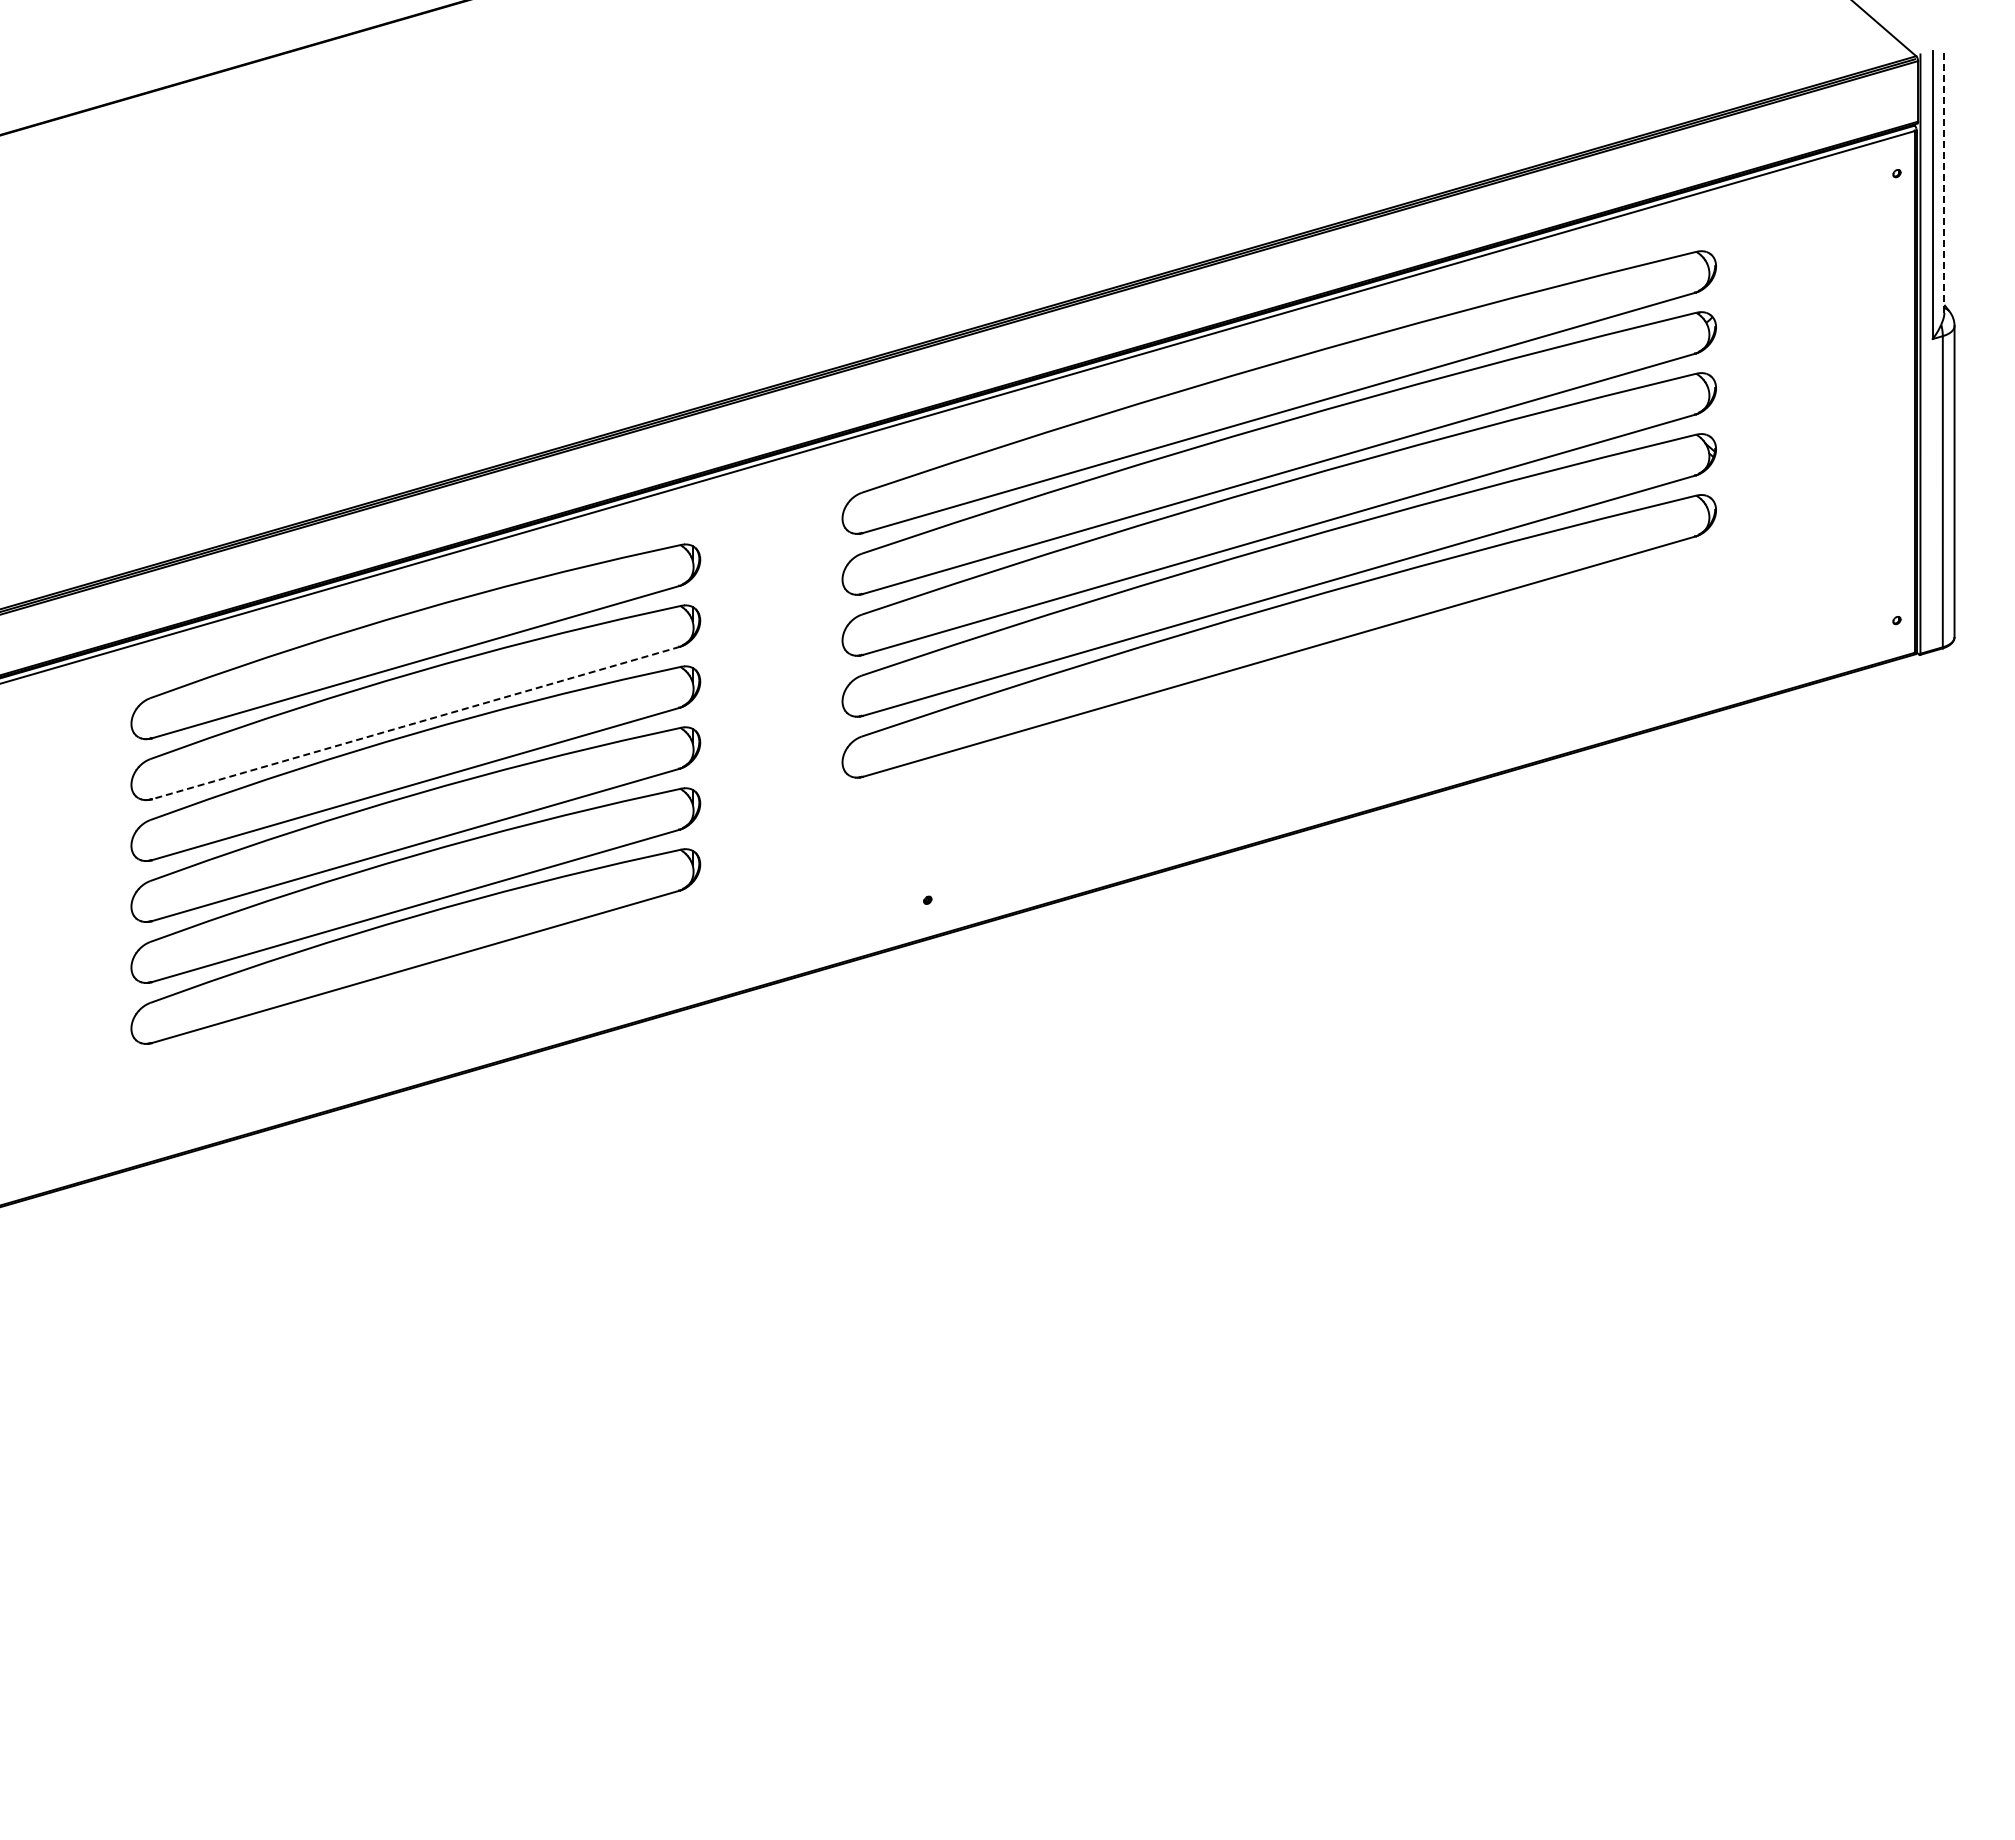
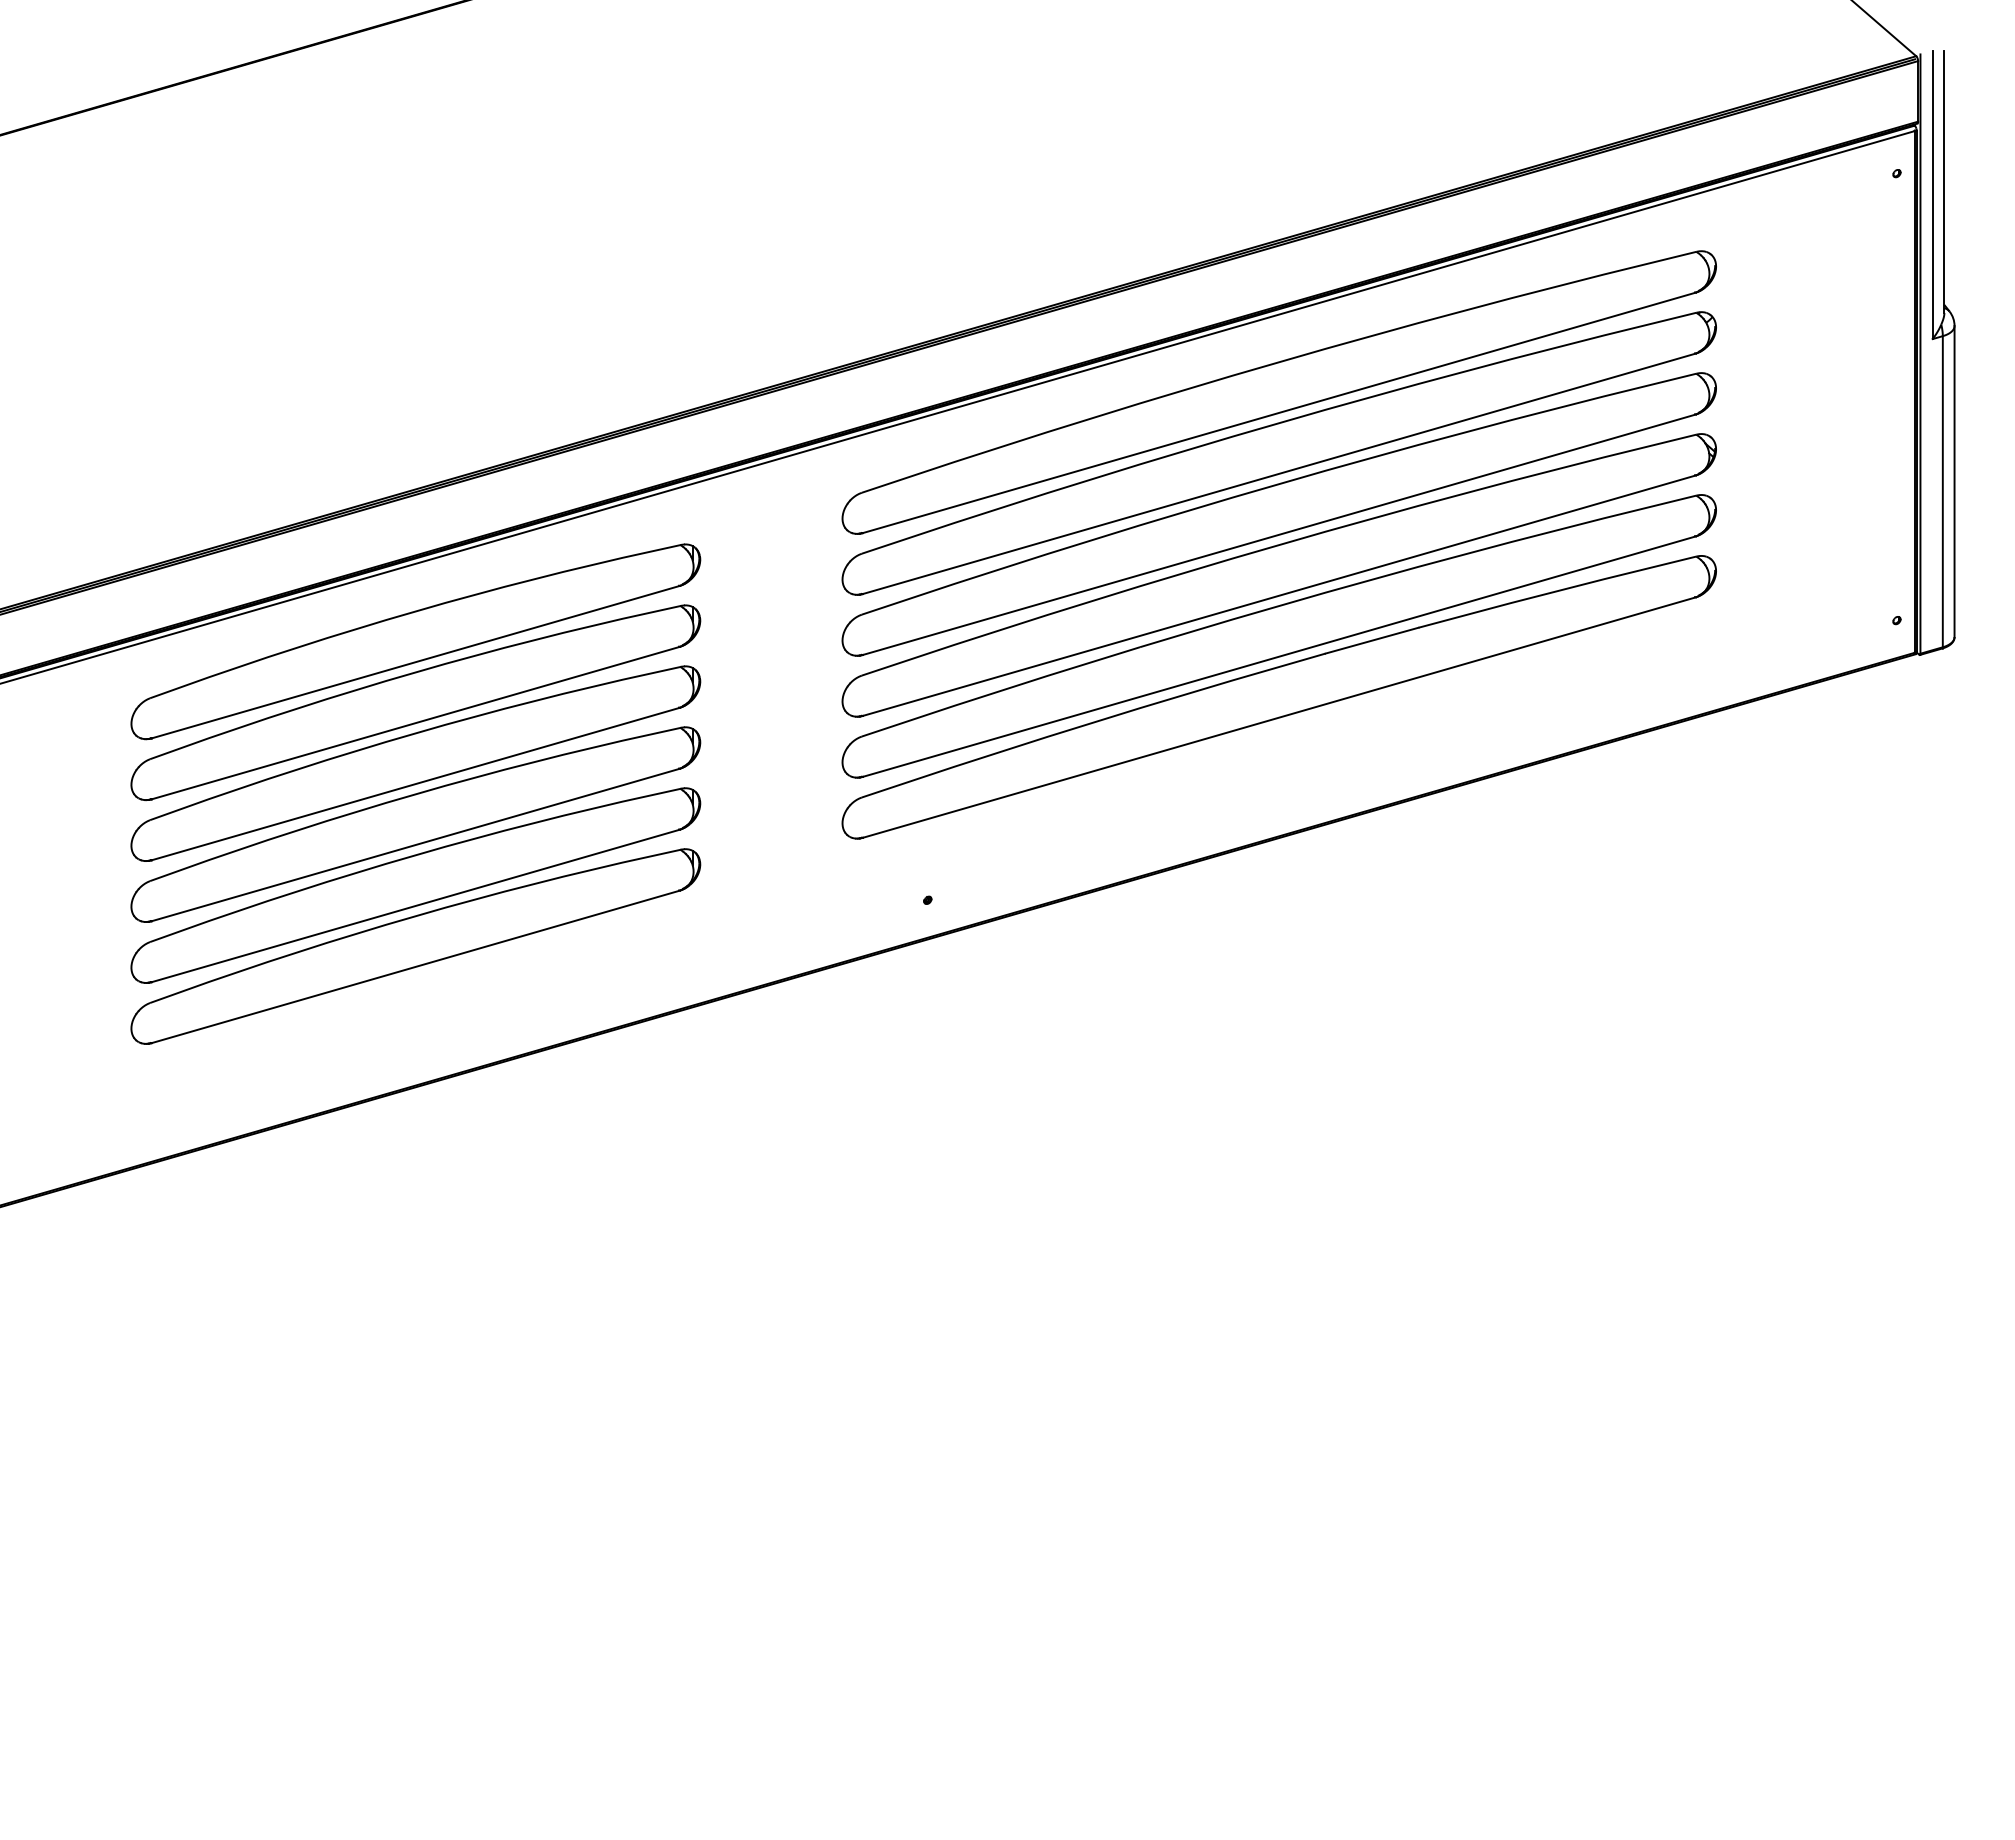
line: dashed -> solid (1944, 181)
part: none -> present (1278, 697)
line: dashed -> solid (415, 723)
